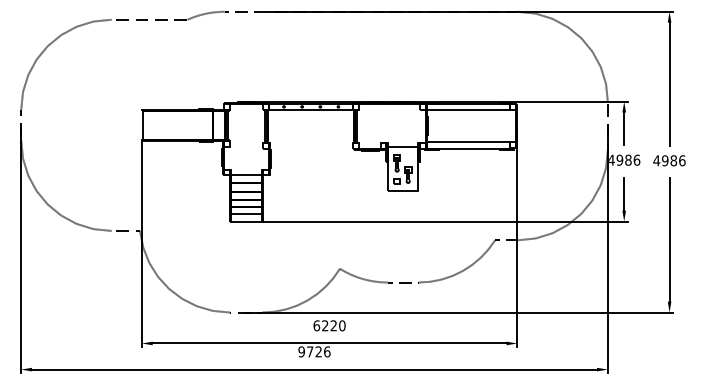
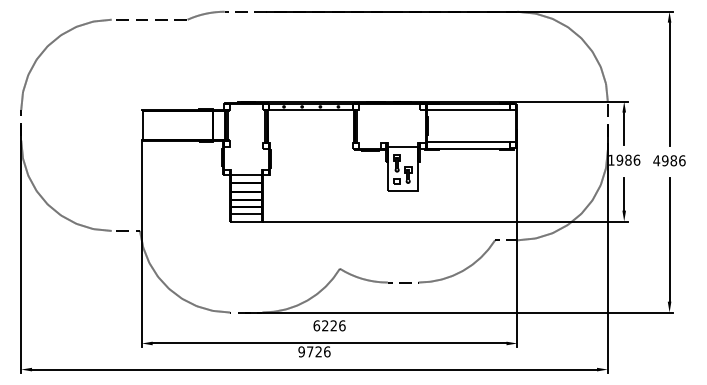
text: 4986 -> 1986 (611, 159)
text: 6220 -> 6226 (342, 325)
